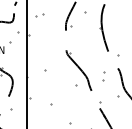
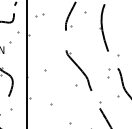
part position: (103, 76) -> (108, 73) (108, 73)
